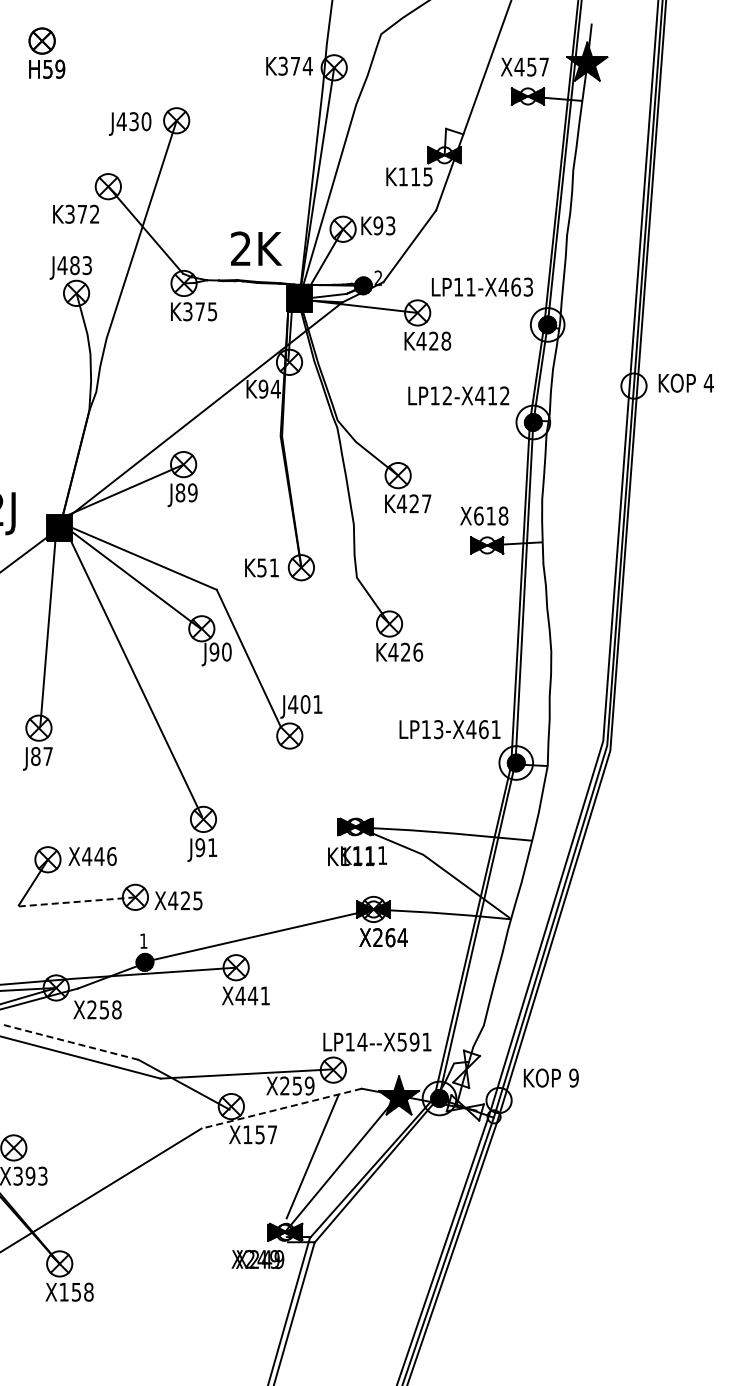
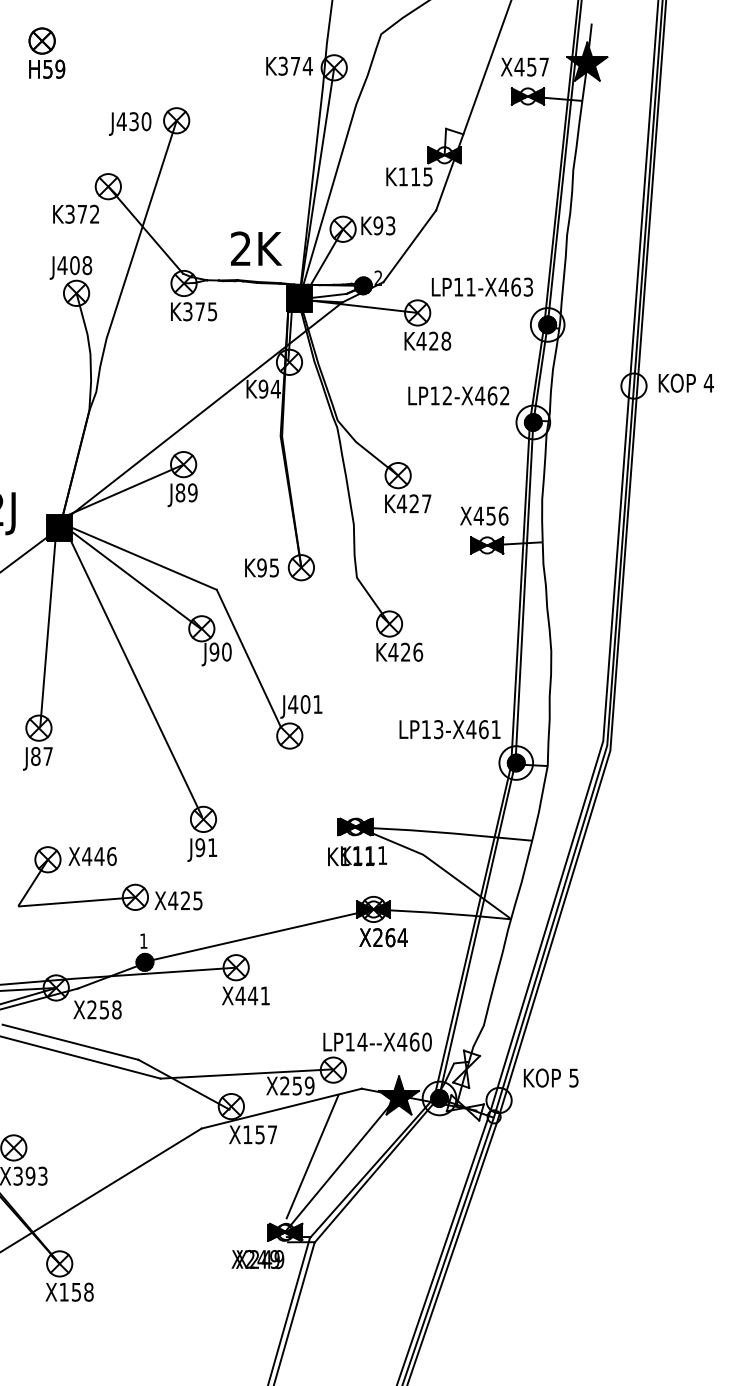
text: J483 -> J408 (81, 265)
text: LP12-X412 -> LP12-X462 (492, 395)
text: X618 -> X456 (490, 515)
text: K51 -> K95 (267, 567)
line: dashed -> solid (76, 901)
text: LP14--X591 -> LP14--X460 (414, 1041)
line: dashed -> solid (70, 1042)
text: 9 -> 5 (573, 1077)
line: dashed -> solid (281, 1108)
